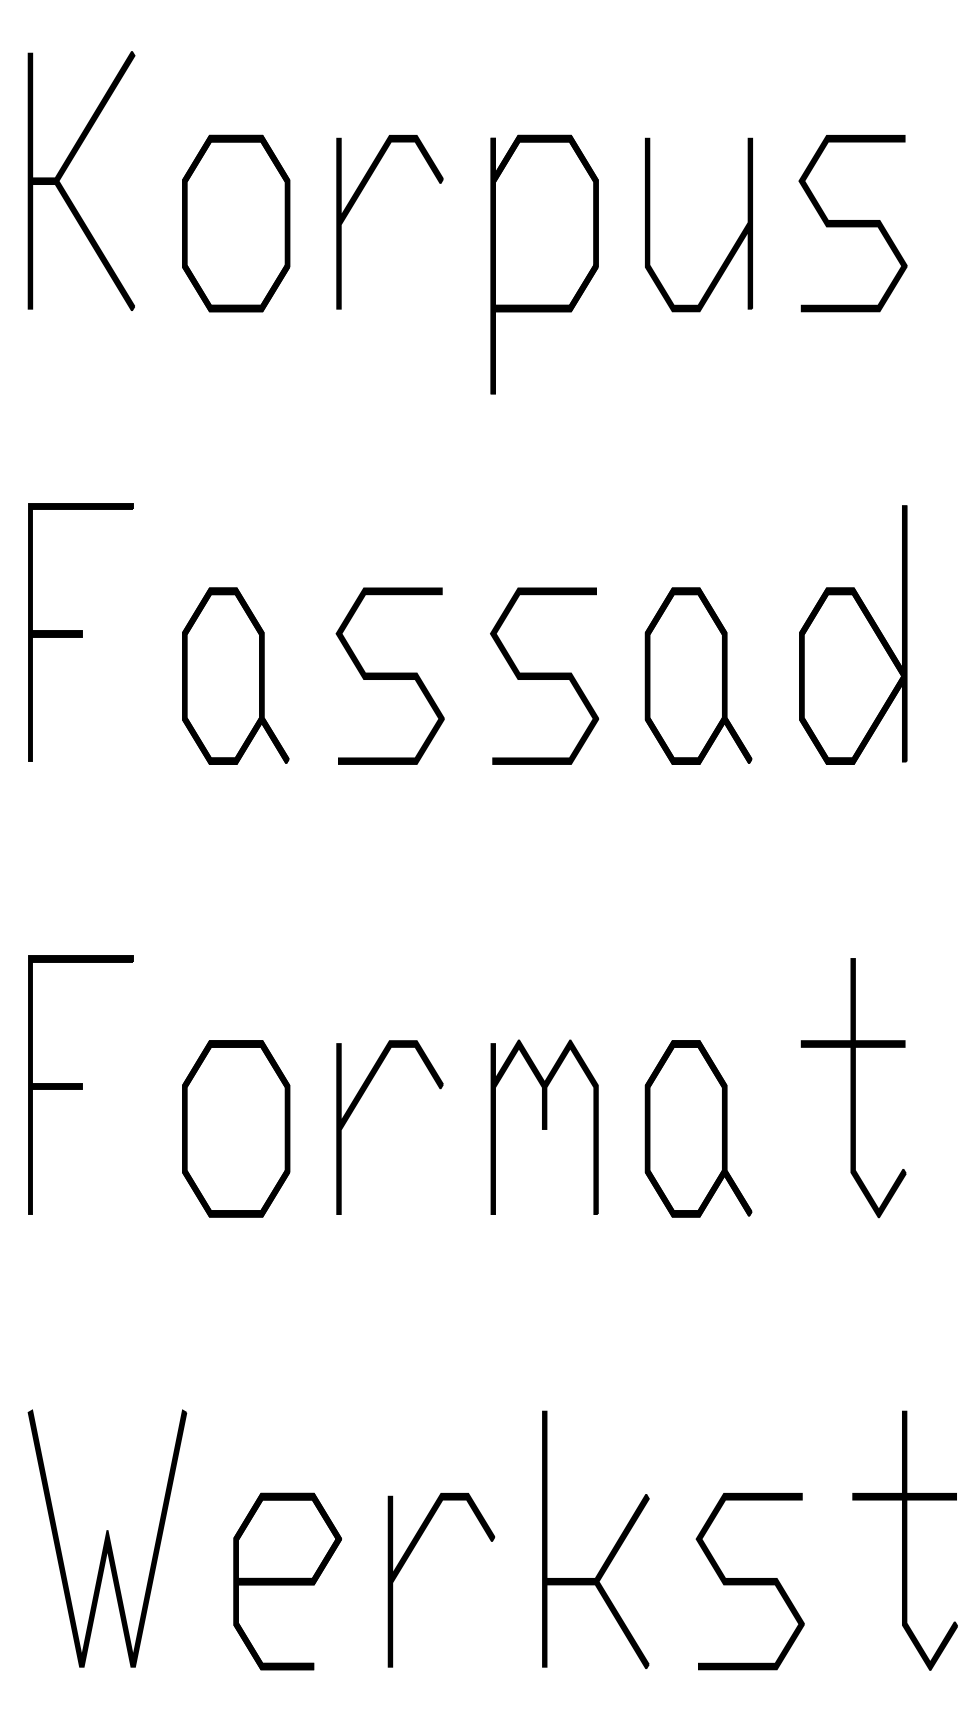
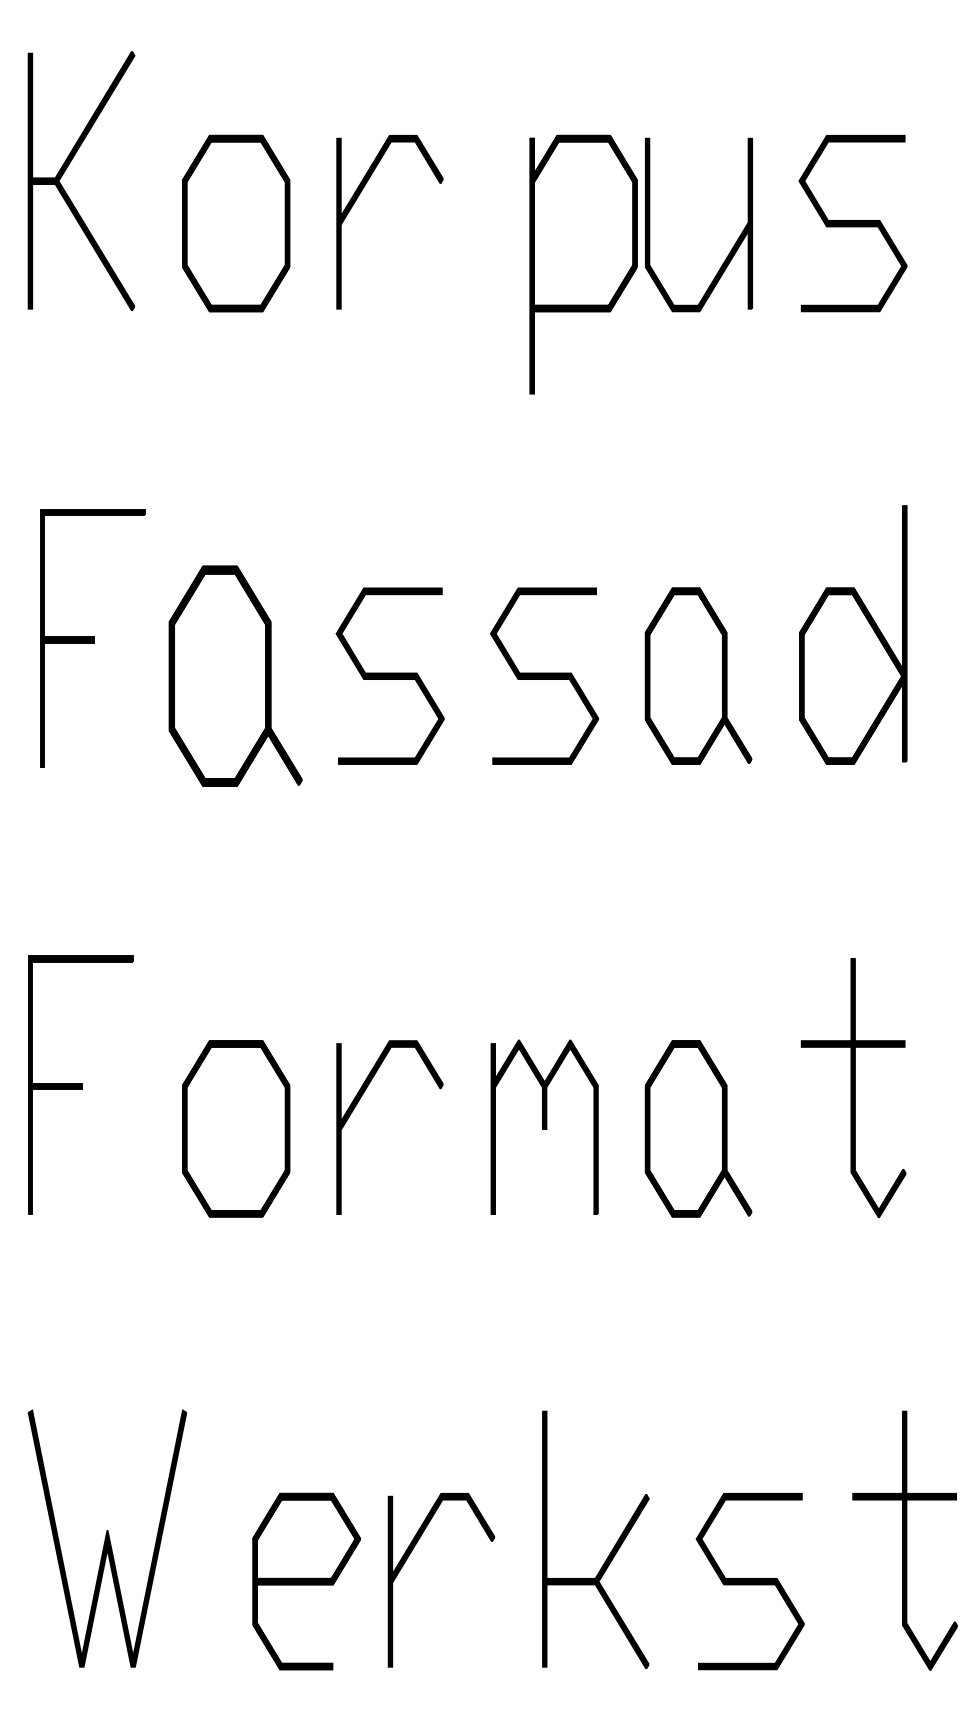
part position: (544, 264) -> (583, 264) (583, 264)
part position: (80, 632) -> (92, 638) (92, 638)
part size: 108x178 px -> 135x222 px (235, 675)
part position: (287, 1581) -> (306, 1581) (306, 1581)
